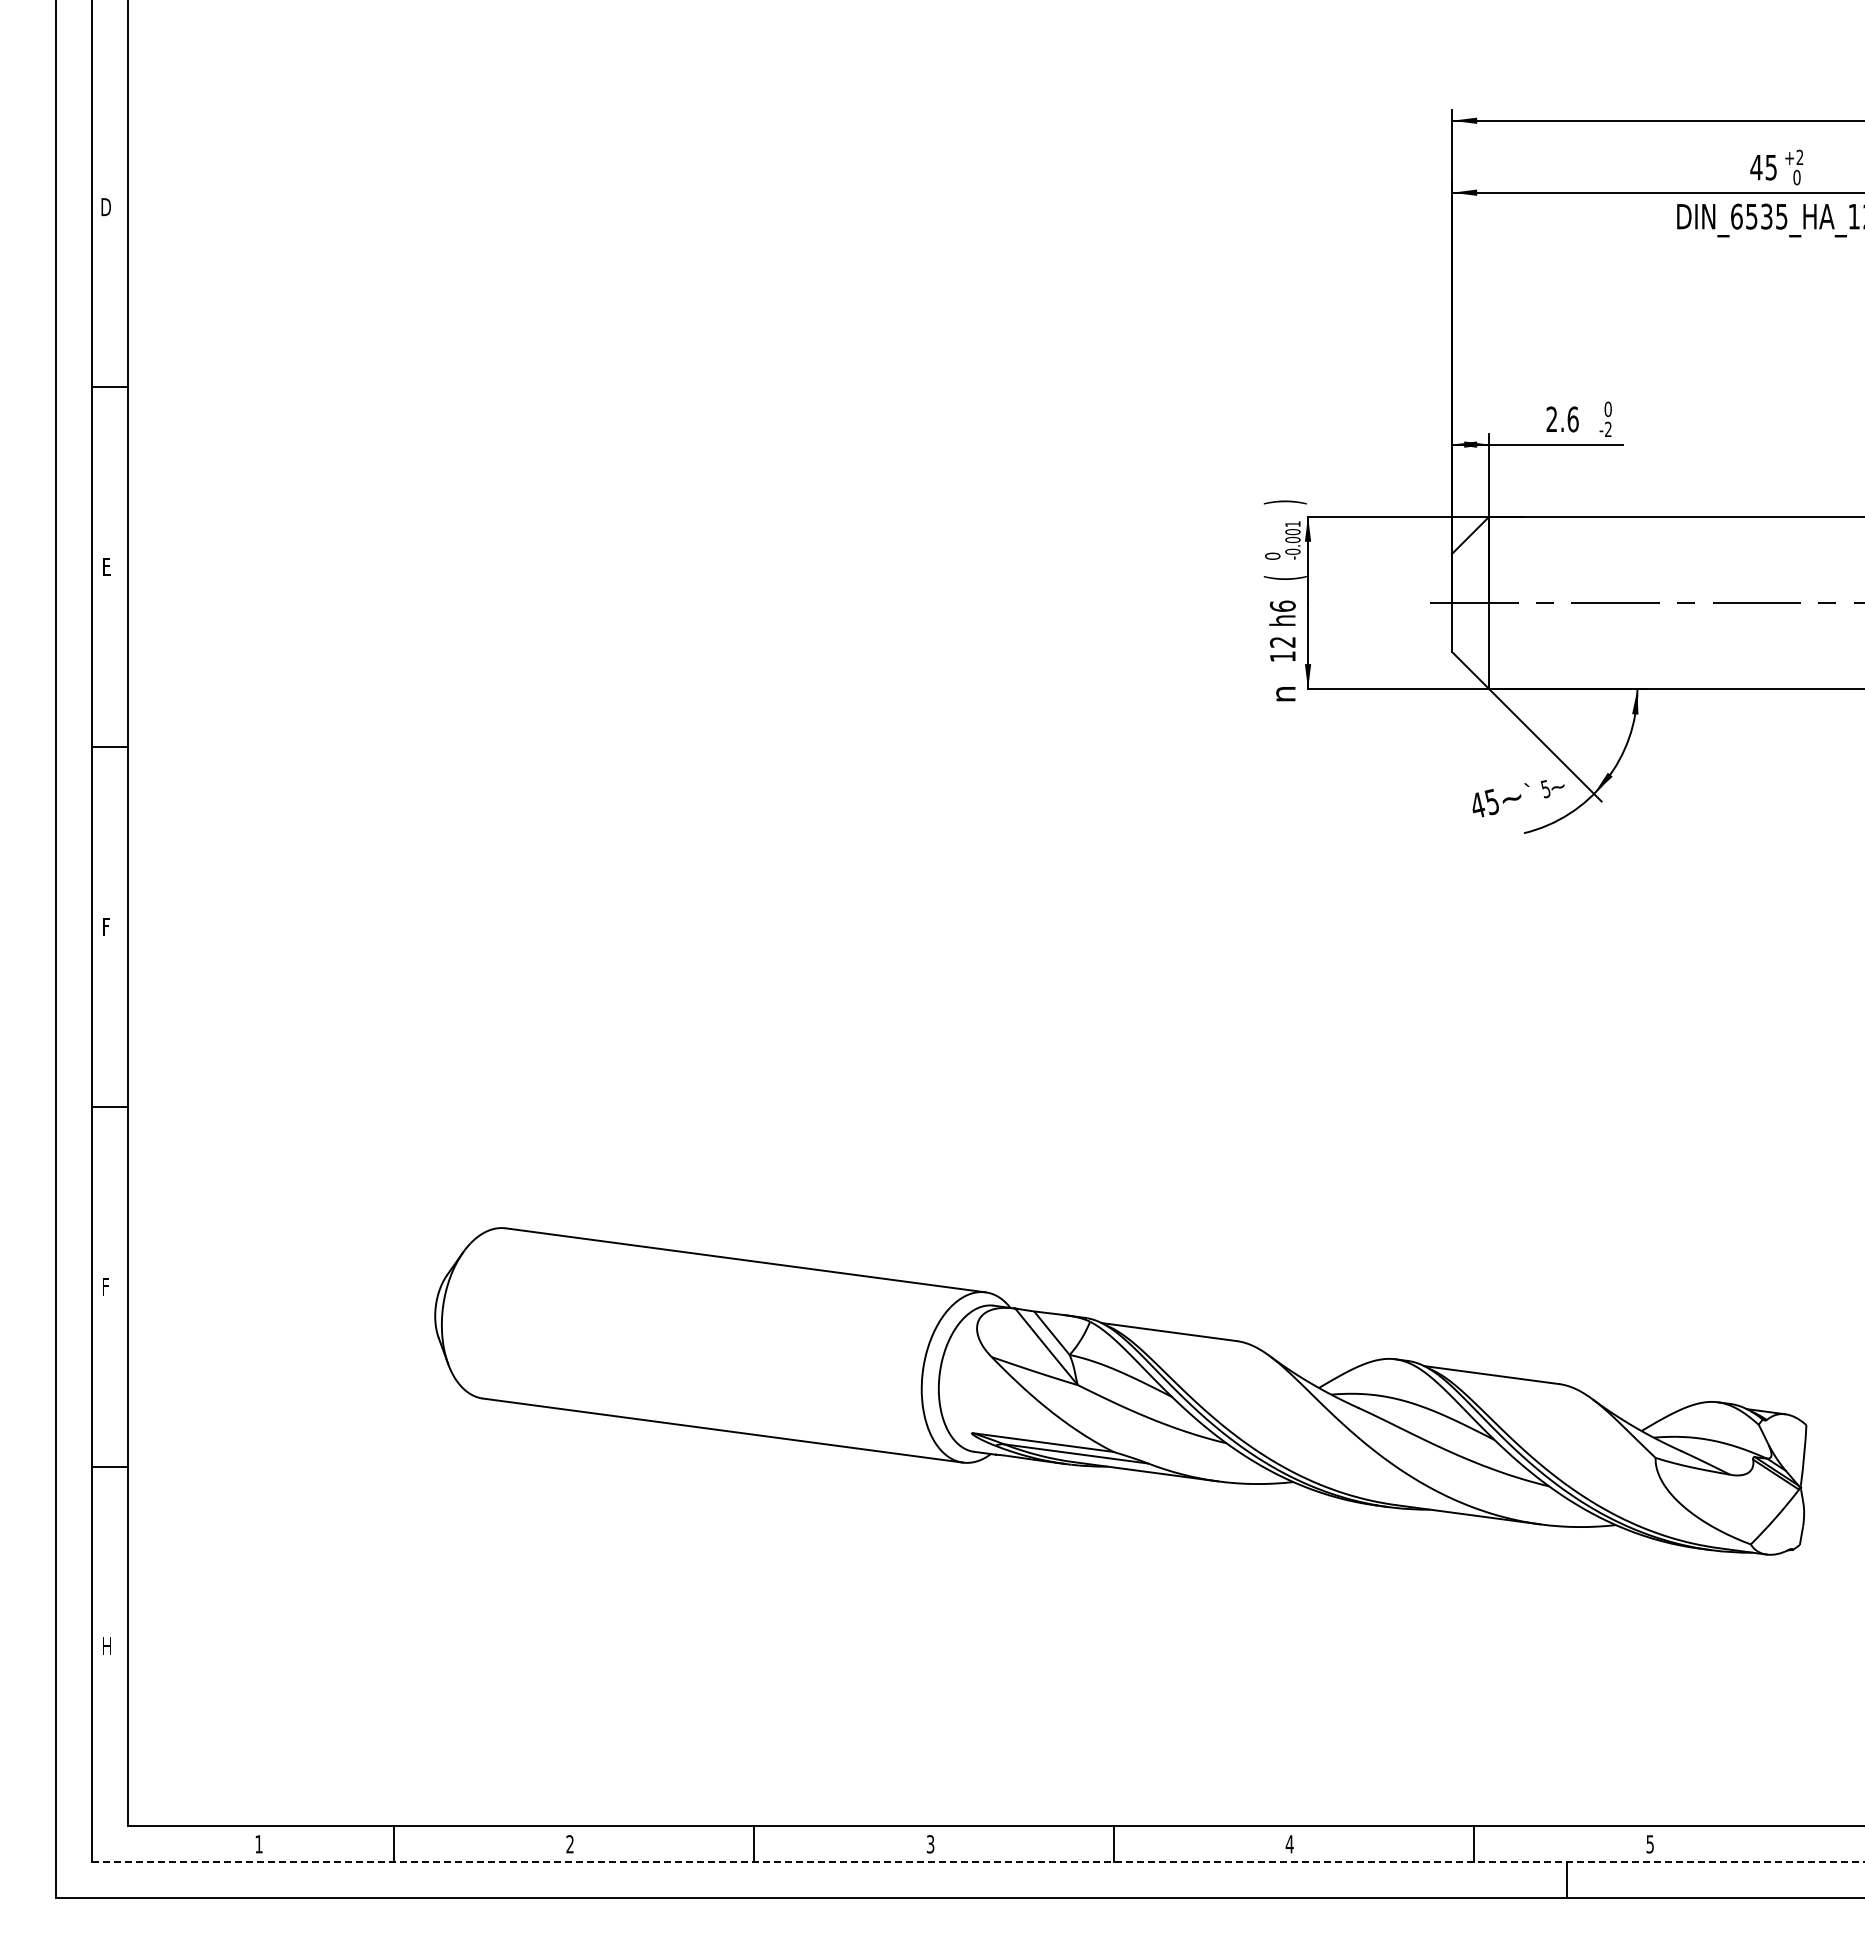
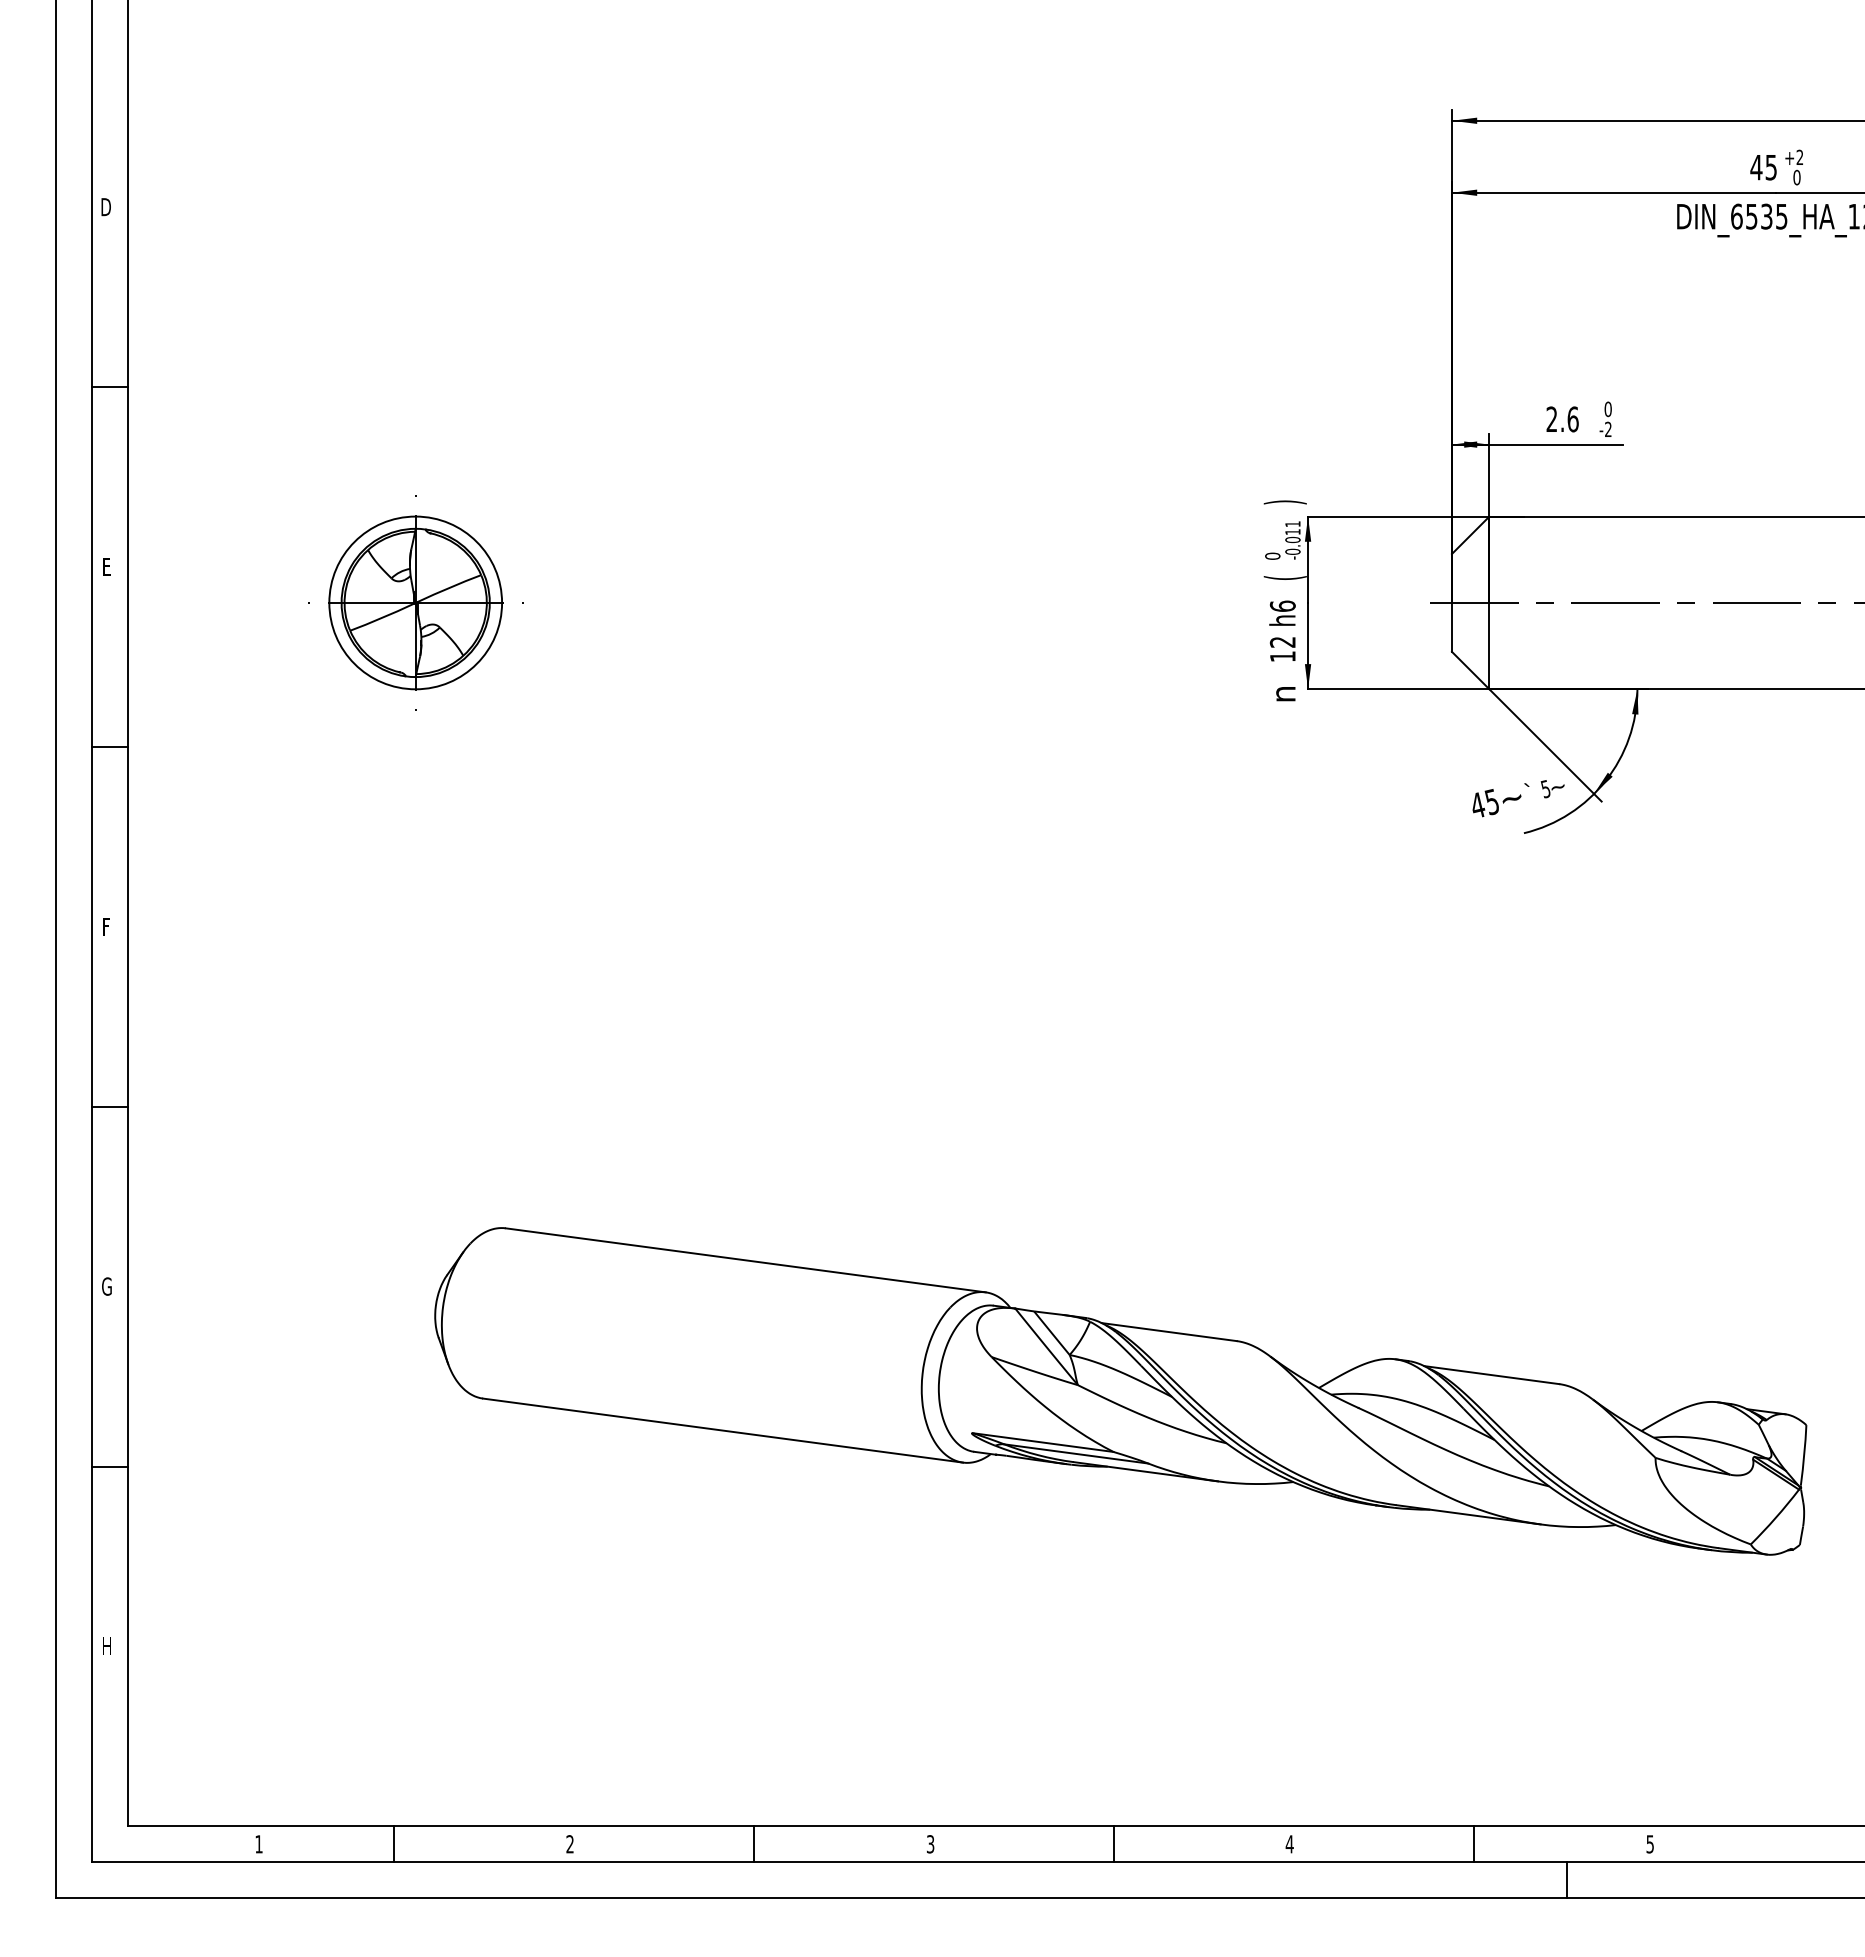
text: -0.001 -> -0.011 (1292, 532)
part: none -> present (415, 602)
text: F -> G (106, 1286)
line: dashed -> solid (978, 1862)
